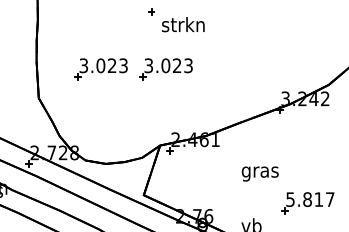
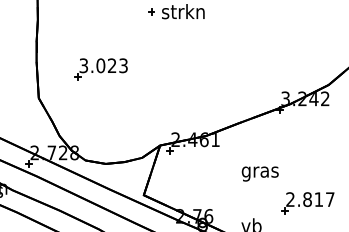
text position: (183, 24) -> (183, 11) (183, 11)
part: present -> none (165, 69)
text: 5.817 -> 2.817 (290, 199)
